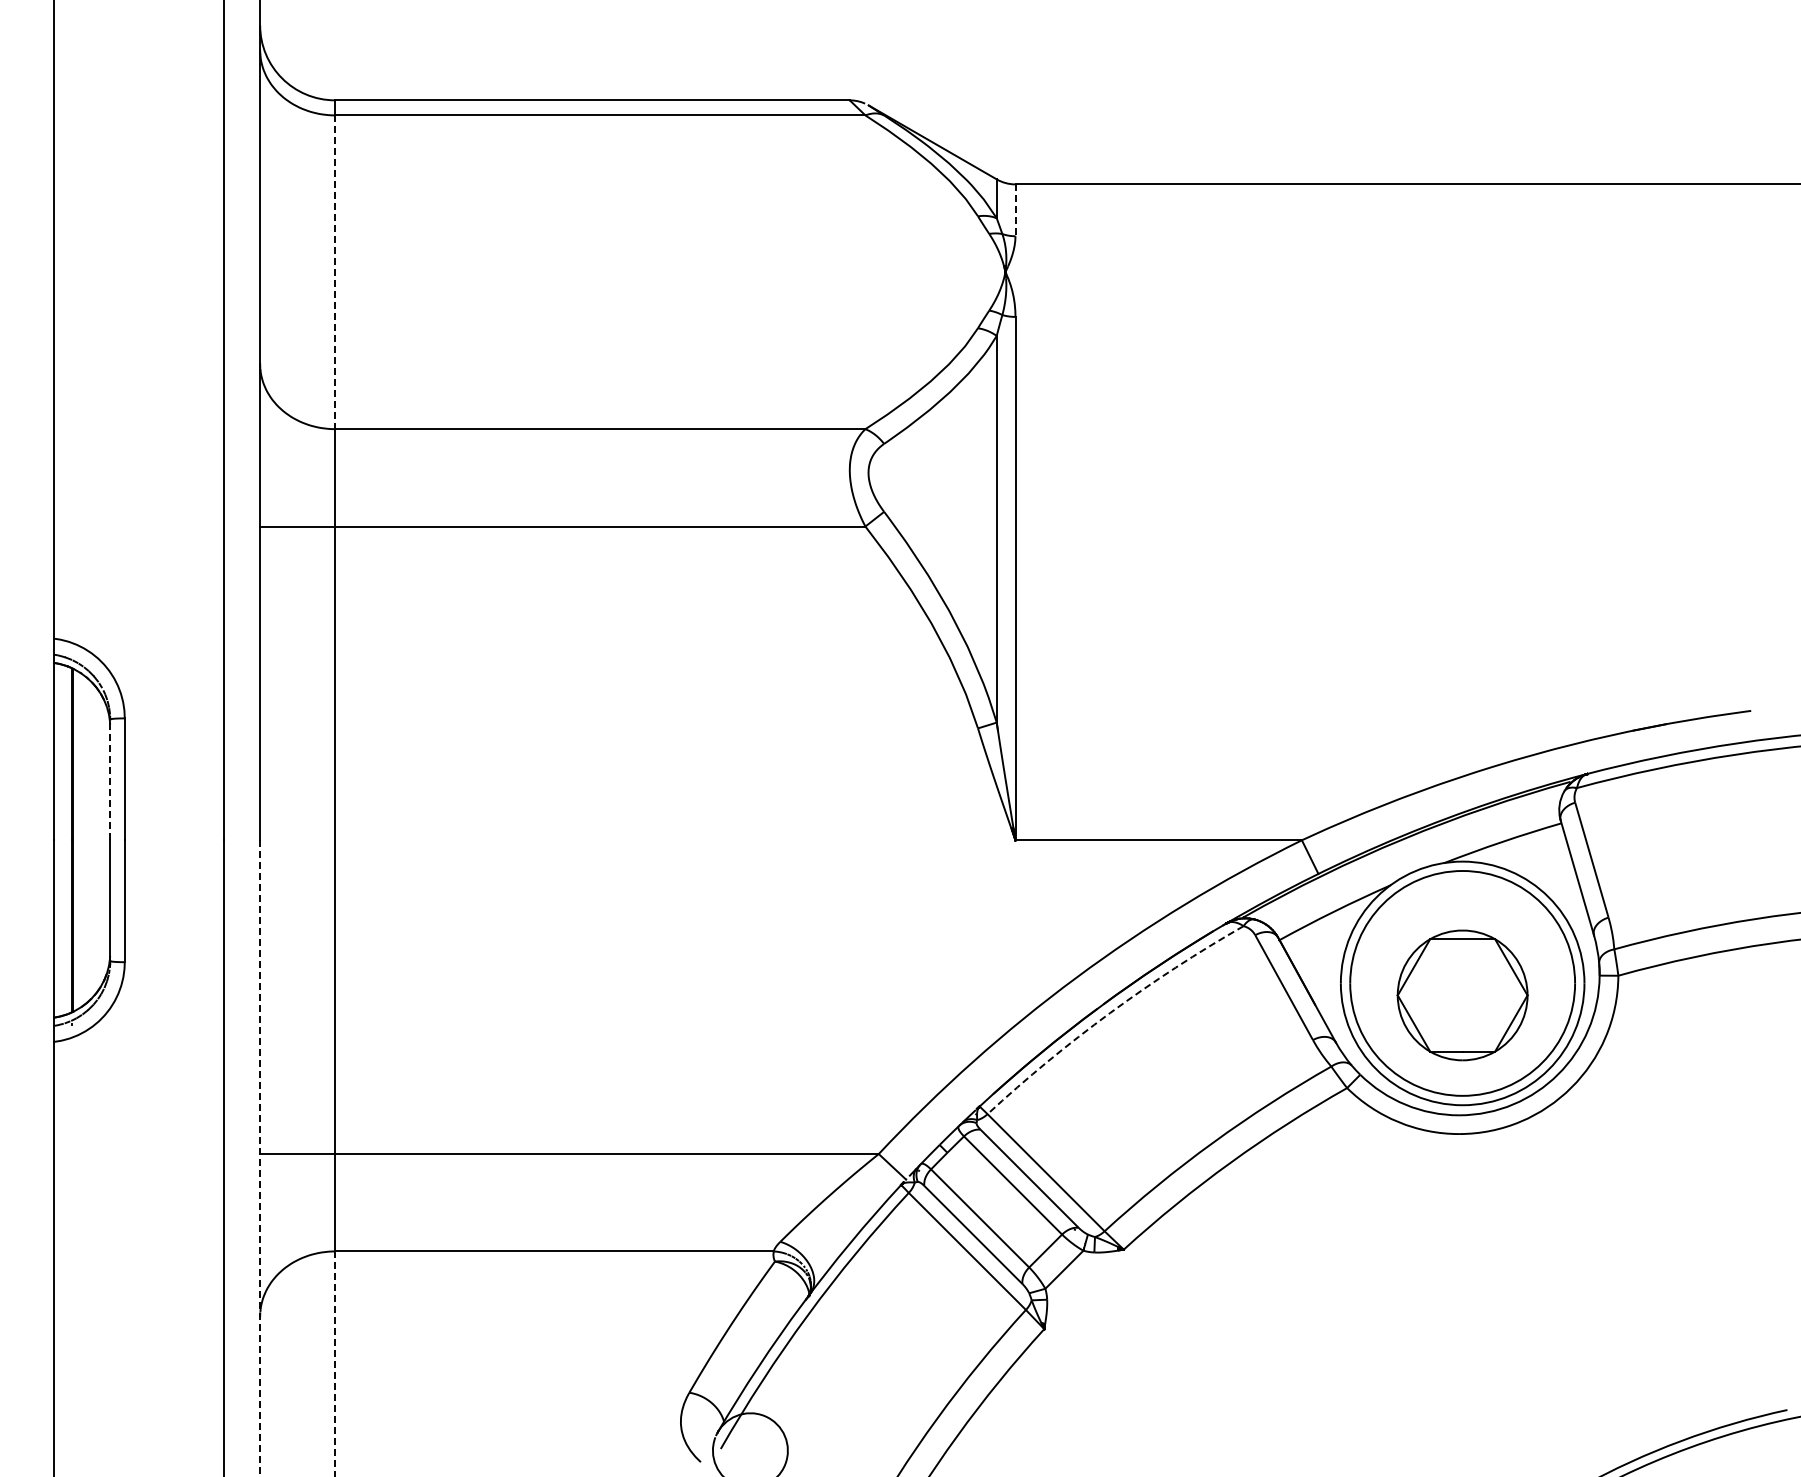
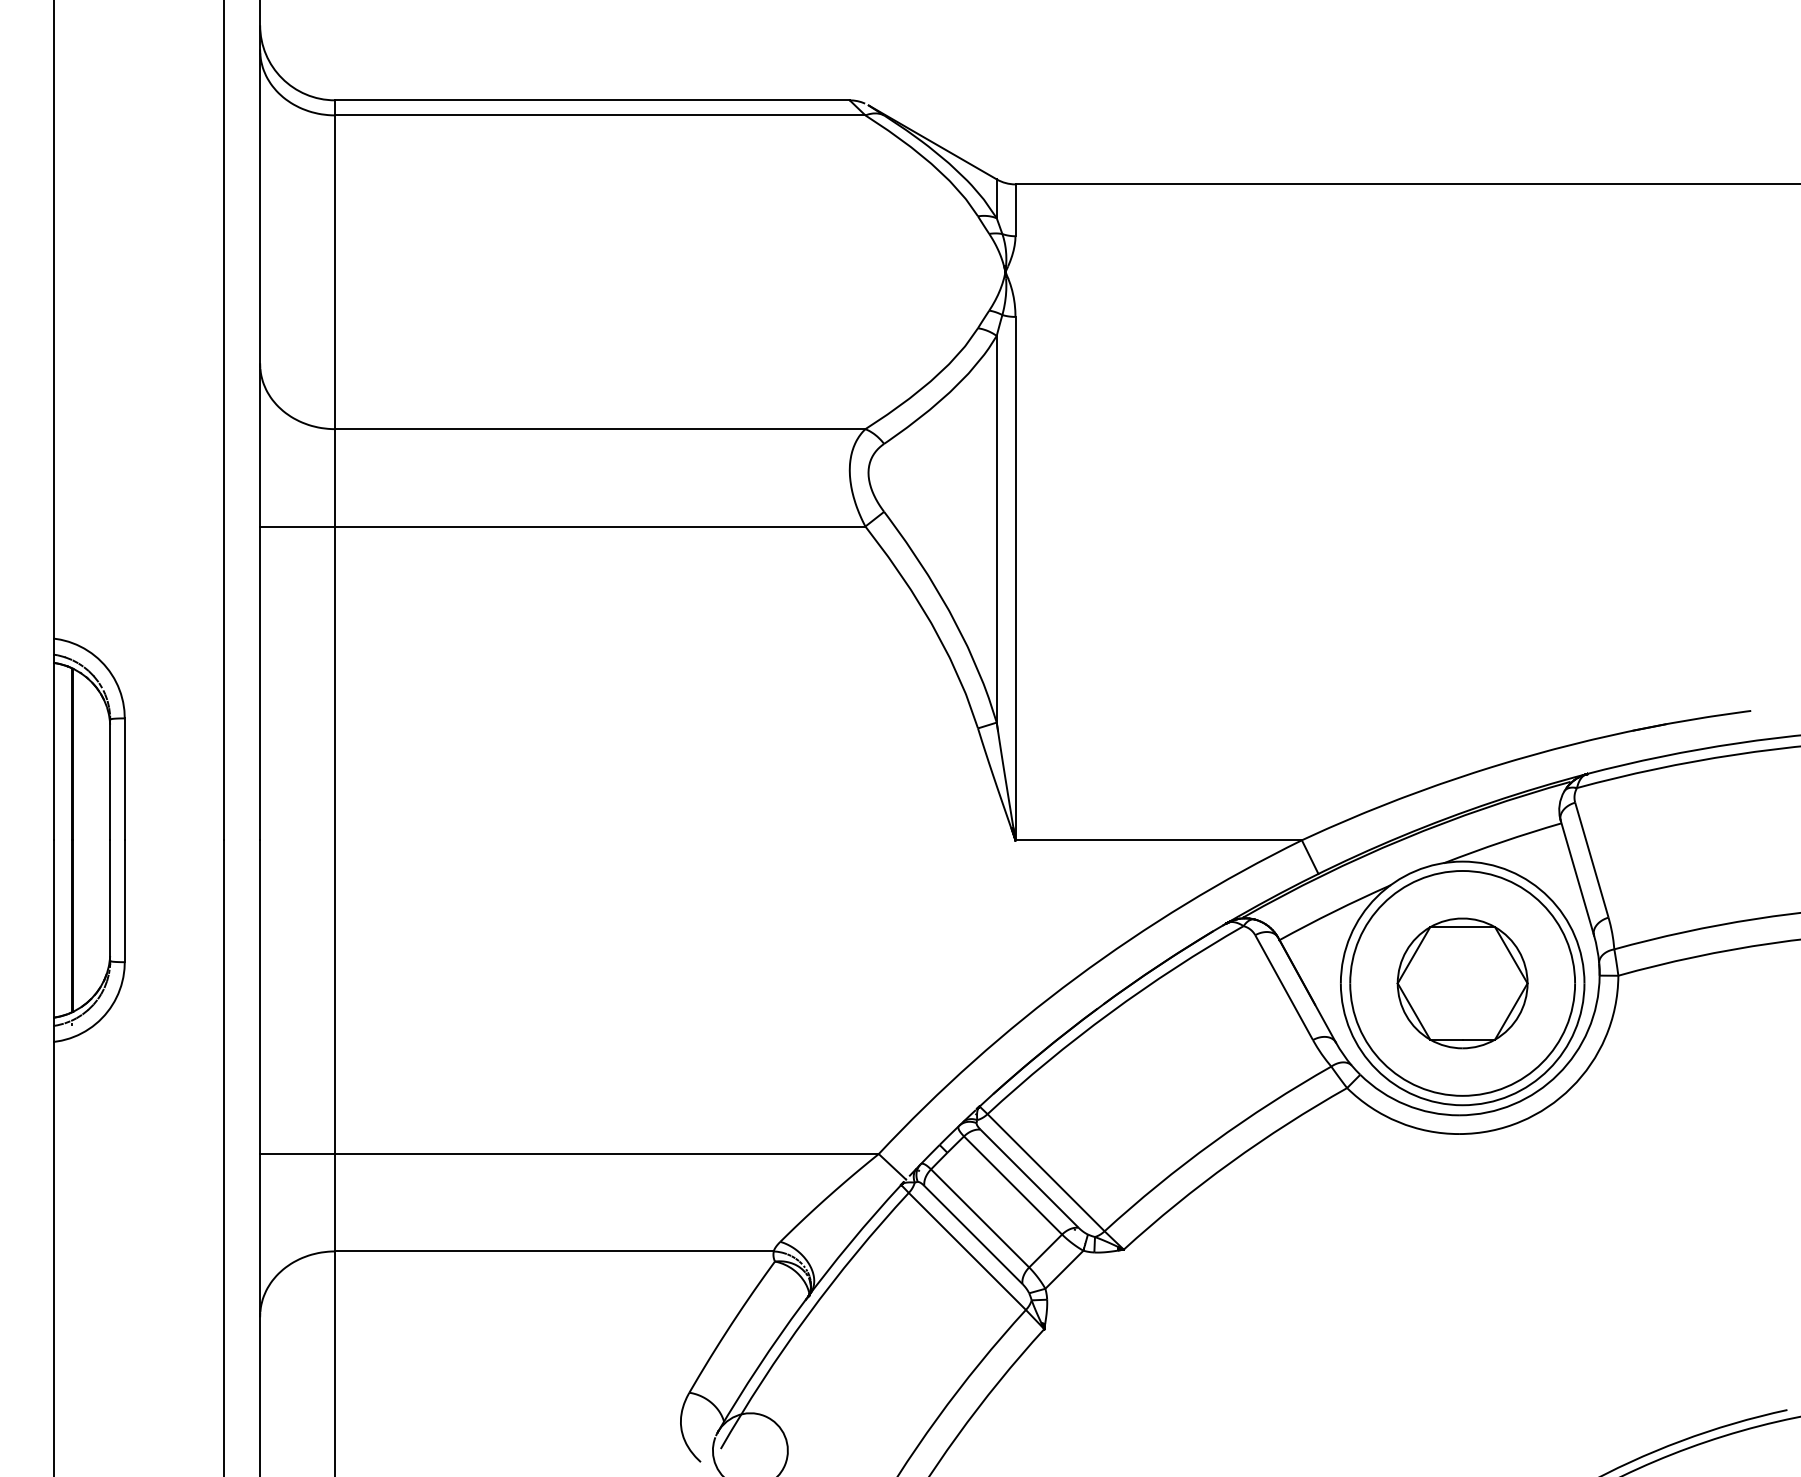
line: dashed -> solid (1015, 210)
line: dashed -> solid (335, 272)
line: dashed -> solid (110, 779)
part position: (1462, 995) -> (1462, 983) (1462, 983)
arc: dashed -> solid (1110, 1012)
line: dashed -> solid (260, 1158)
line: dashed -> solid (335, 1364)
